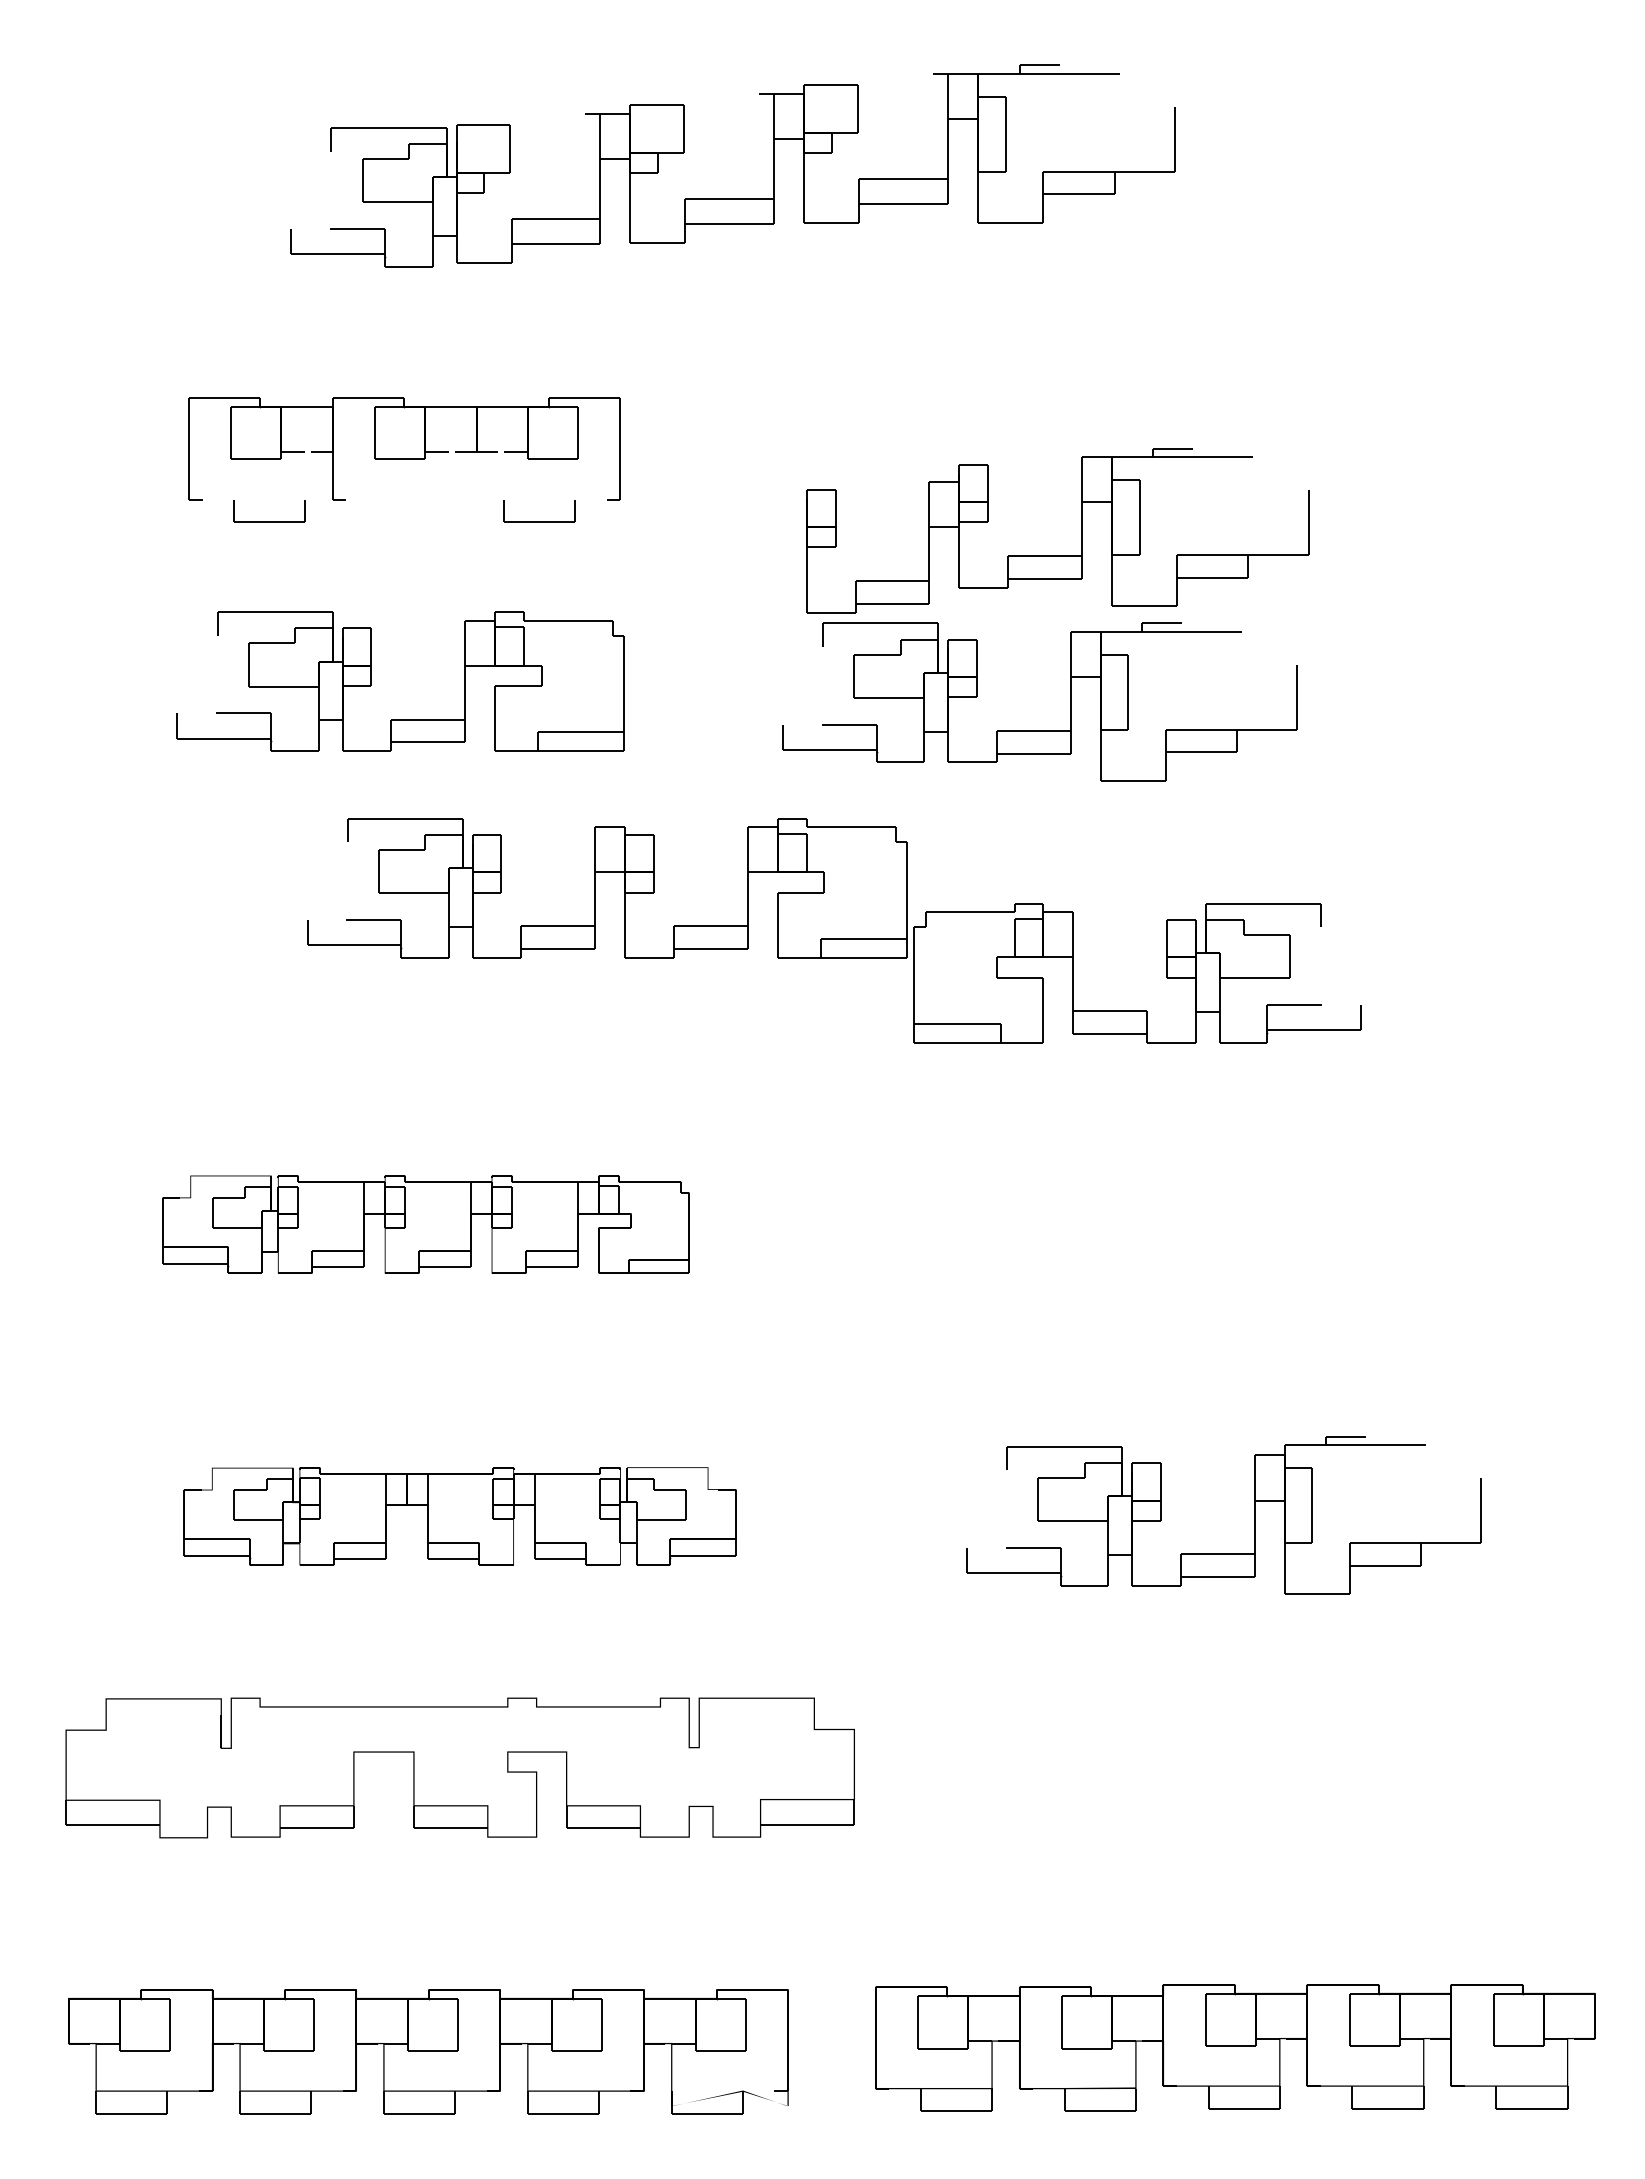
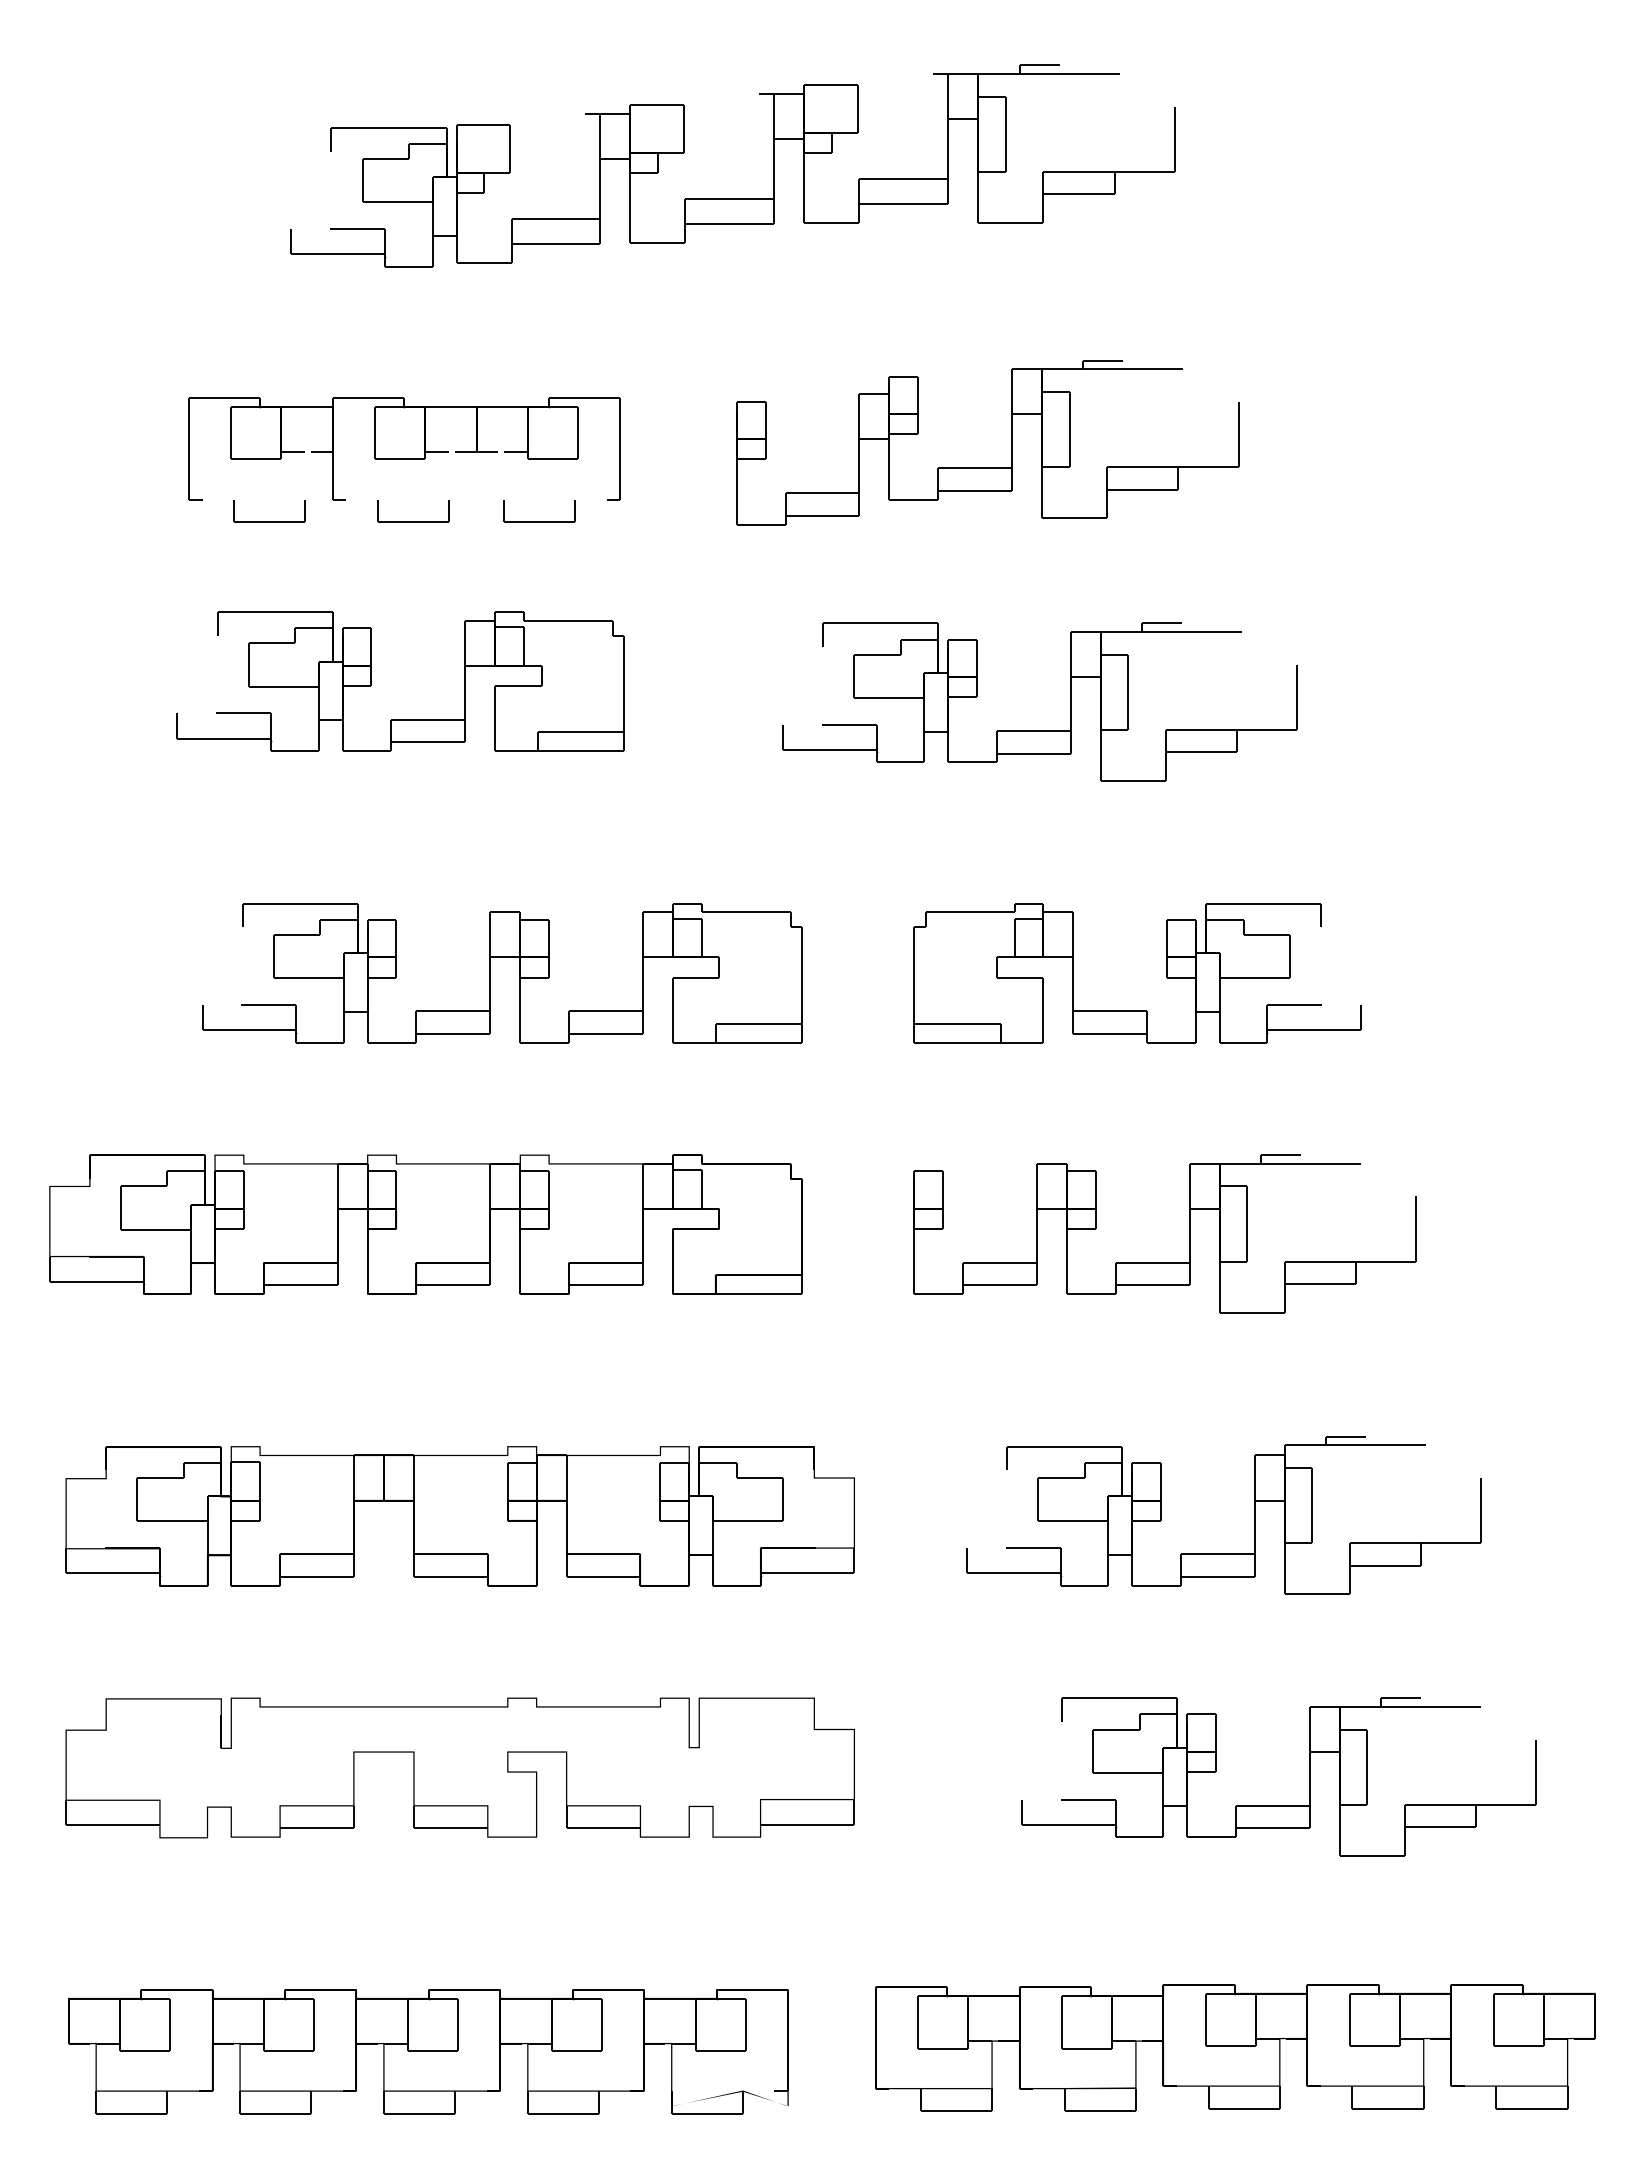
line: none -> present (413, 521)
part position: (1081, 530) -> (1011, 442) (1011, 442)
part position: (595, 888) -> (490, 973) (490, 973)
part size: 528x99 px -> 754x141 px (425, 1224)
part: none -> present (1189, 1233)
part size: 554x99 px -> 790x141 px (459, 1516)
part: none -> present (1278, 1805)
